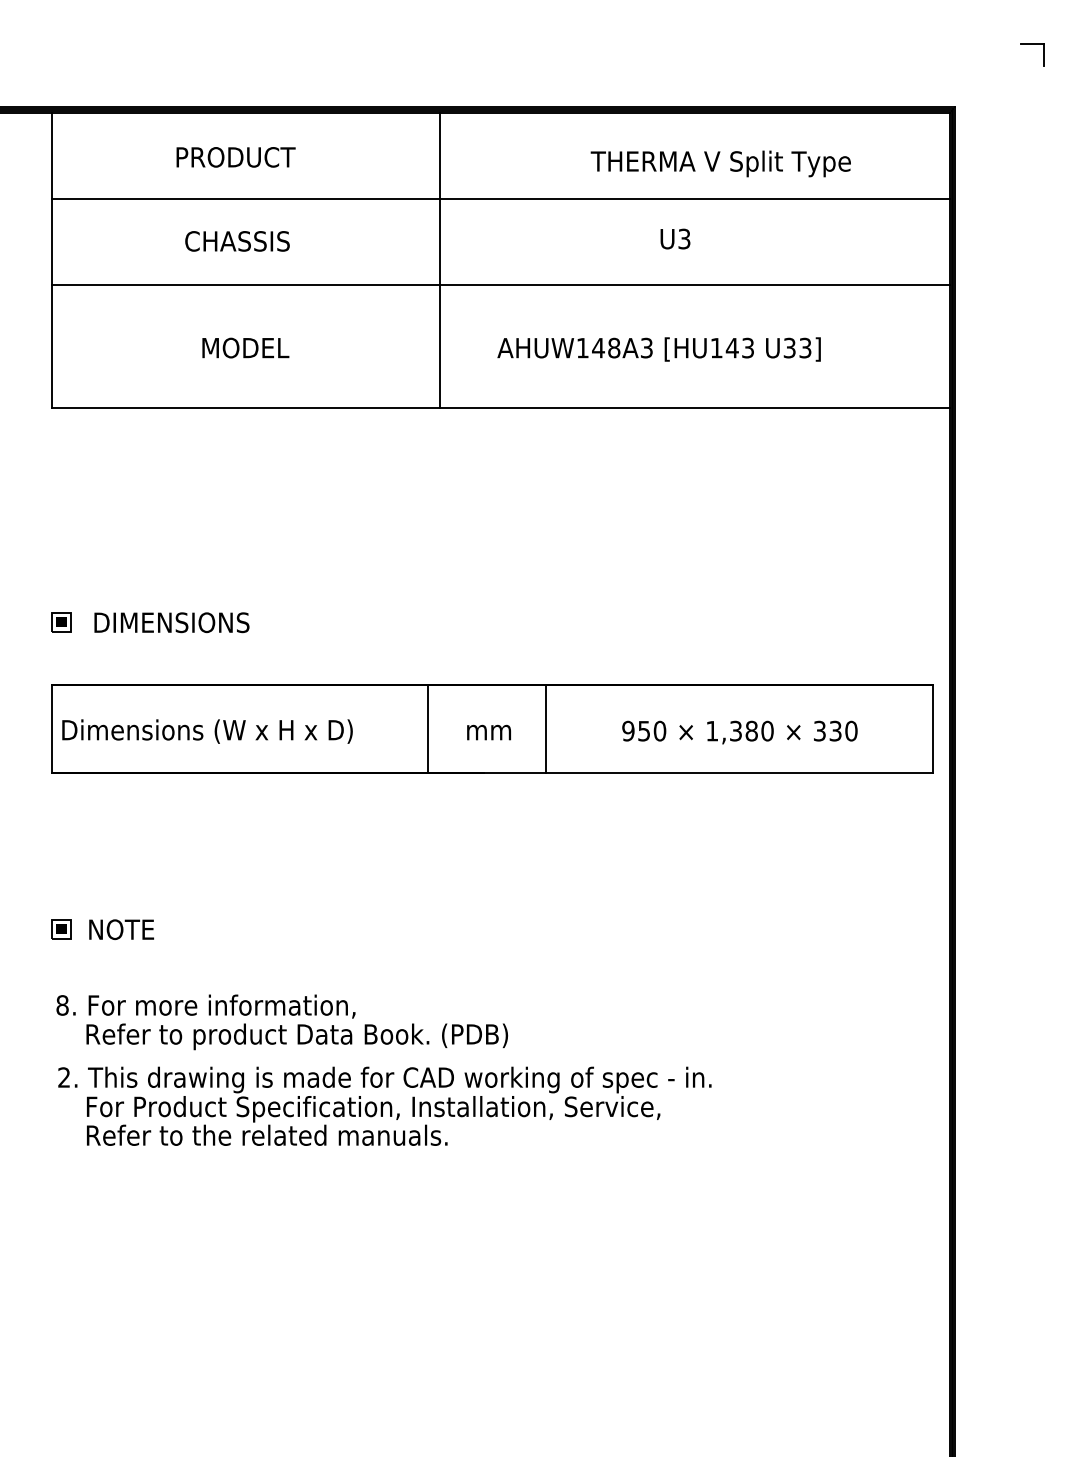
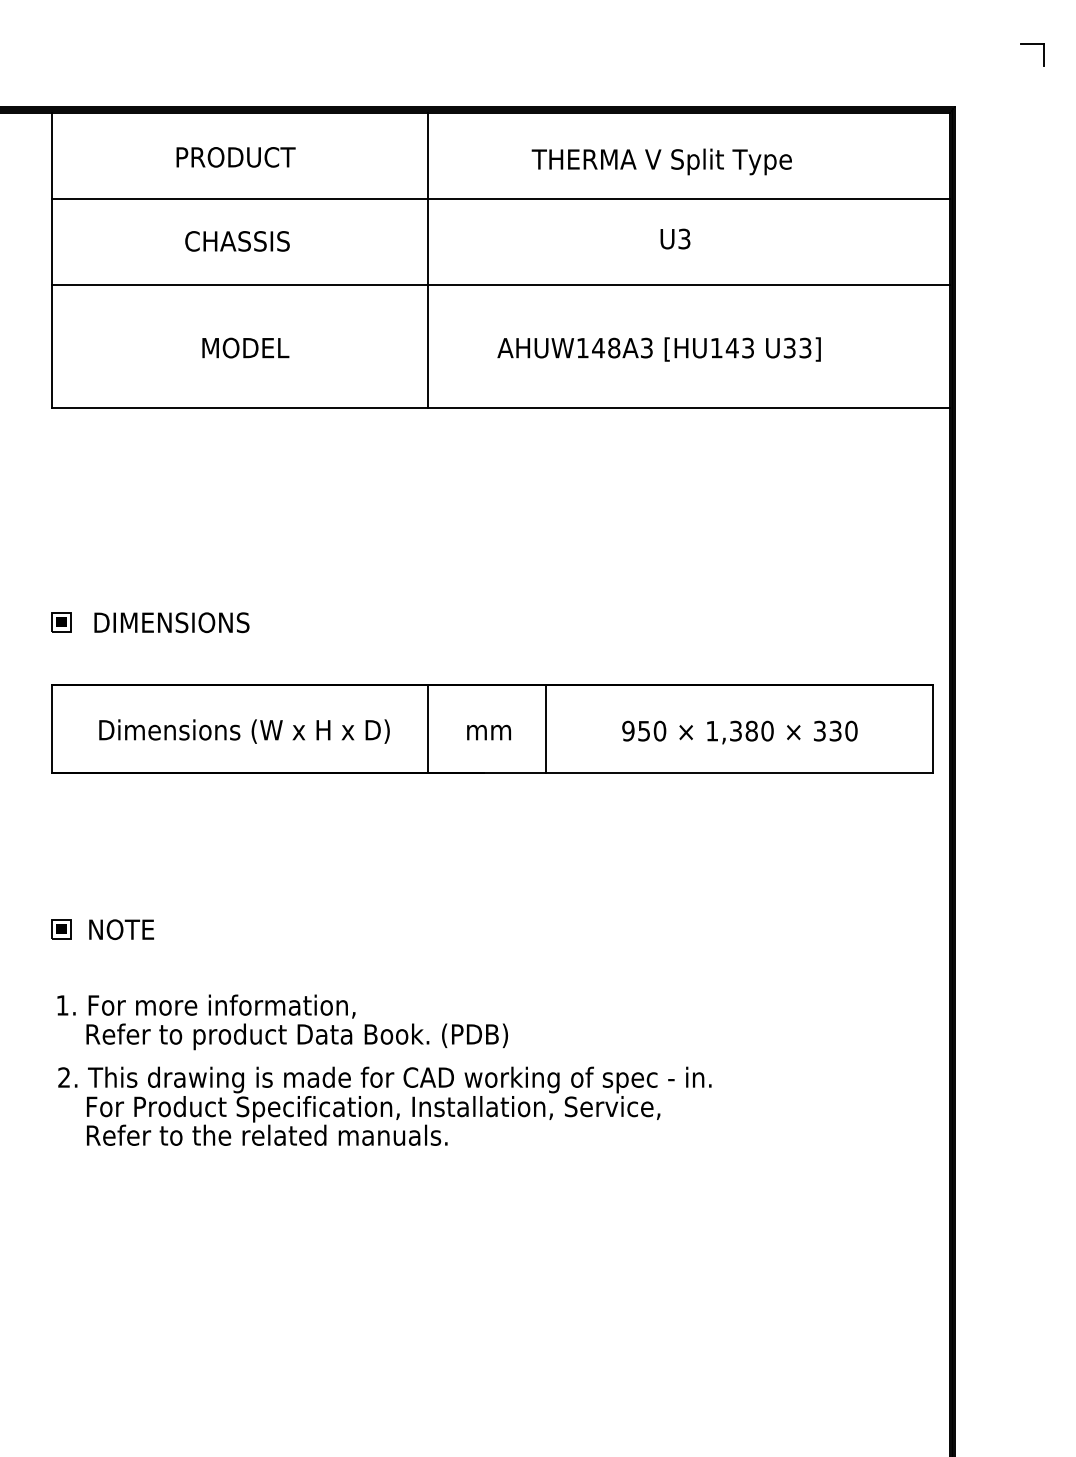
text position: (720, 163) -> (661, 161) (661, 161)
line position: (440, 260) -> (428, 260) (428, 260)
text position: (207, 731) -> (244, 731) (244, 731)
text: 8. -> 1. (62, 1005)
